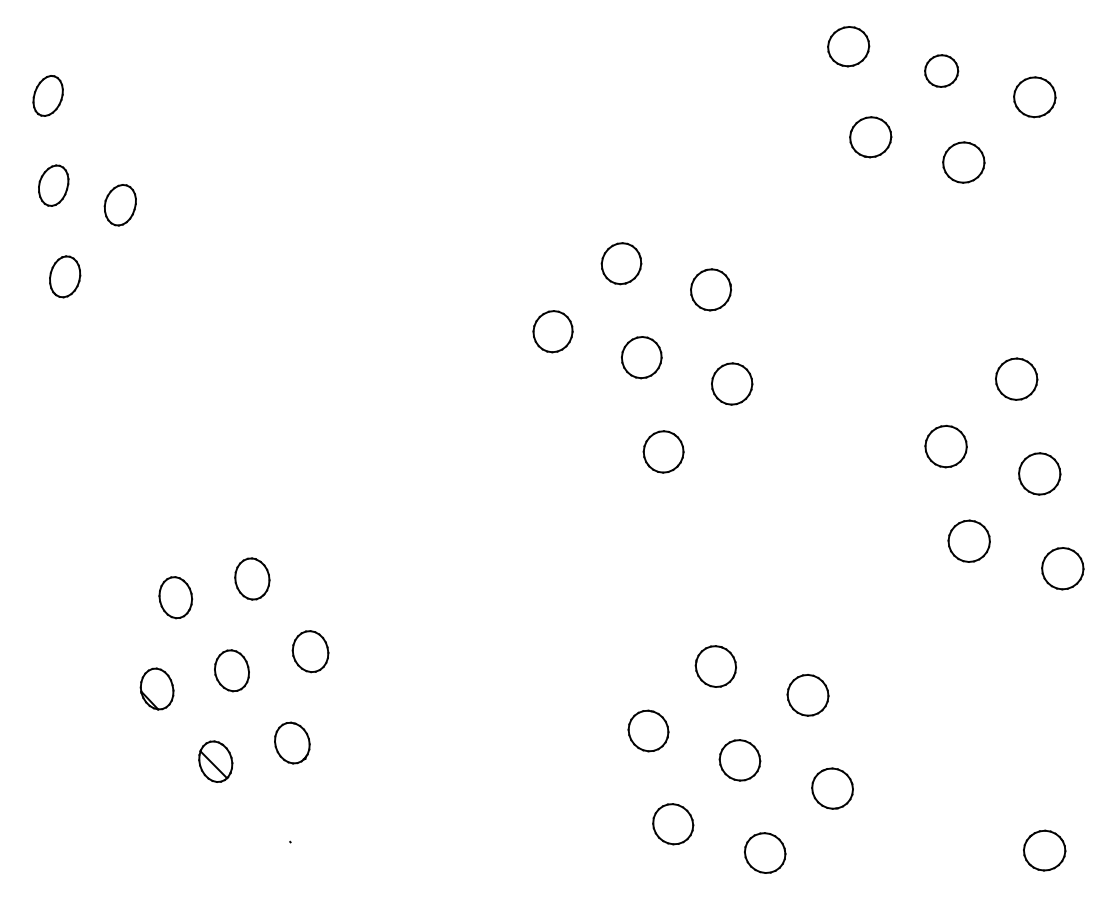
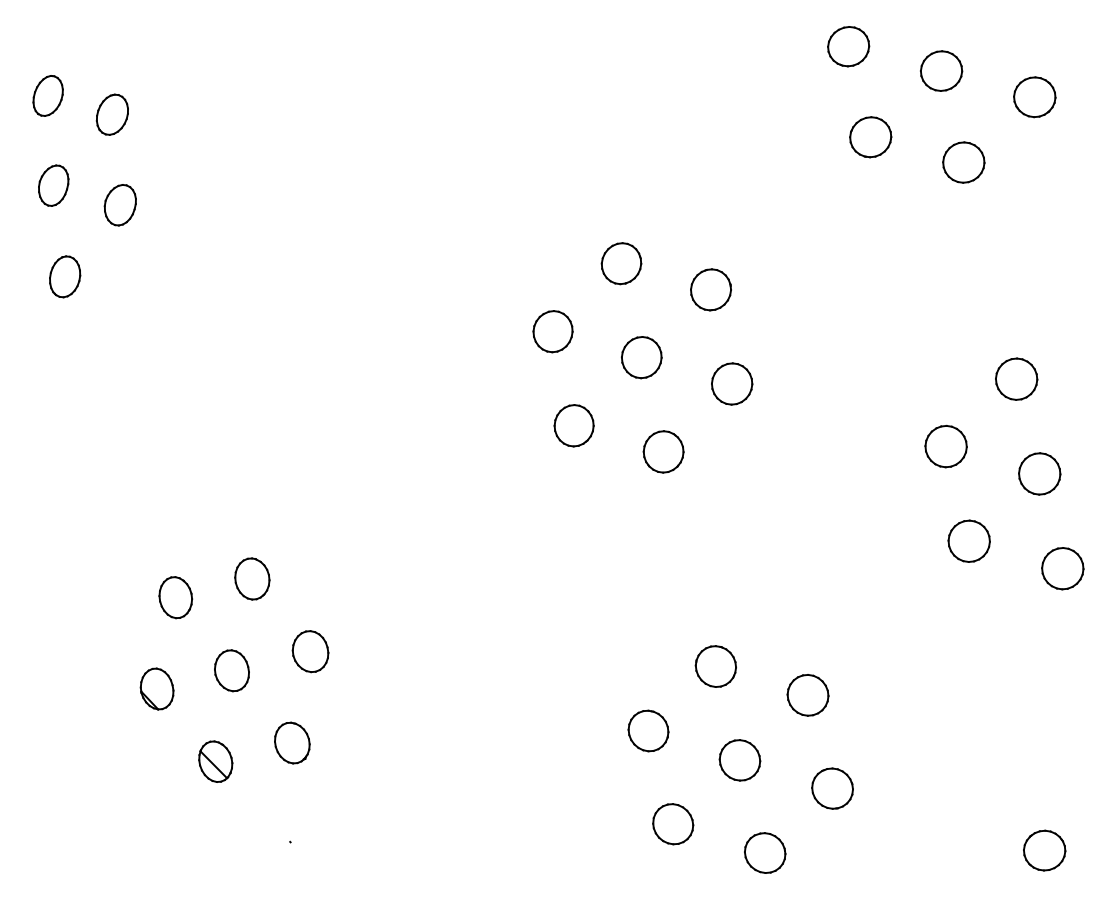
part size: 36x34 px -> 44x42 px (941, 70)
part: none -> present (111, 114)
part: none -> present (573, 425)
